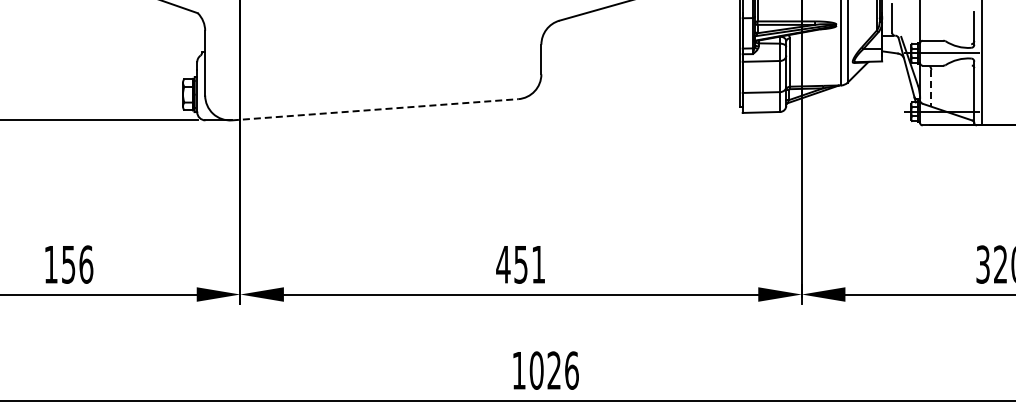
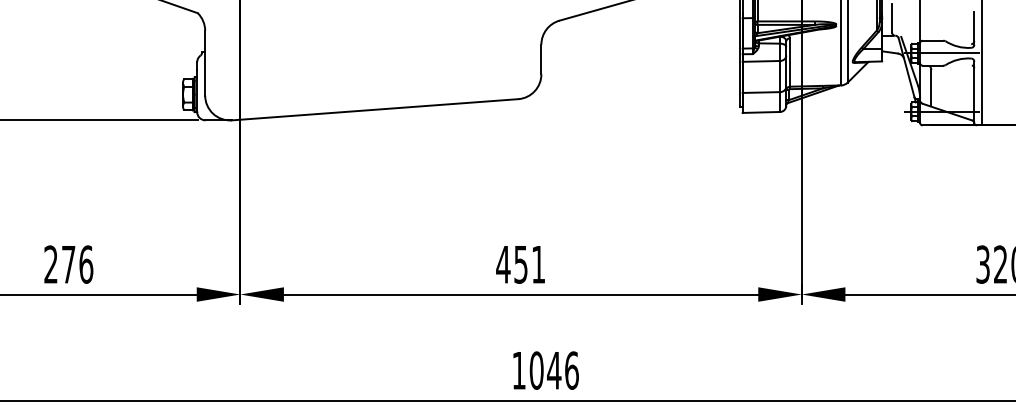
line: dashed -> solid (931, 88)
line: dashed -> solid (375, 109)
text: 156 -> 276 (59, 264)
text: 1026 -> 1046 (554, 370)
